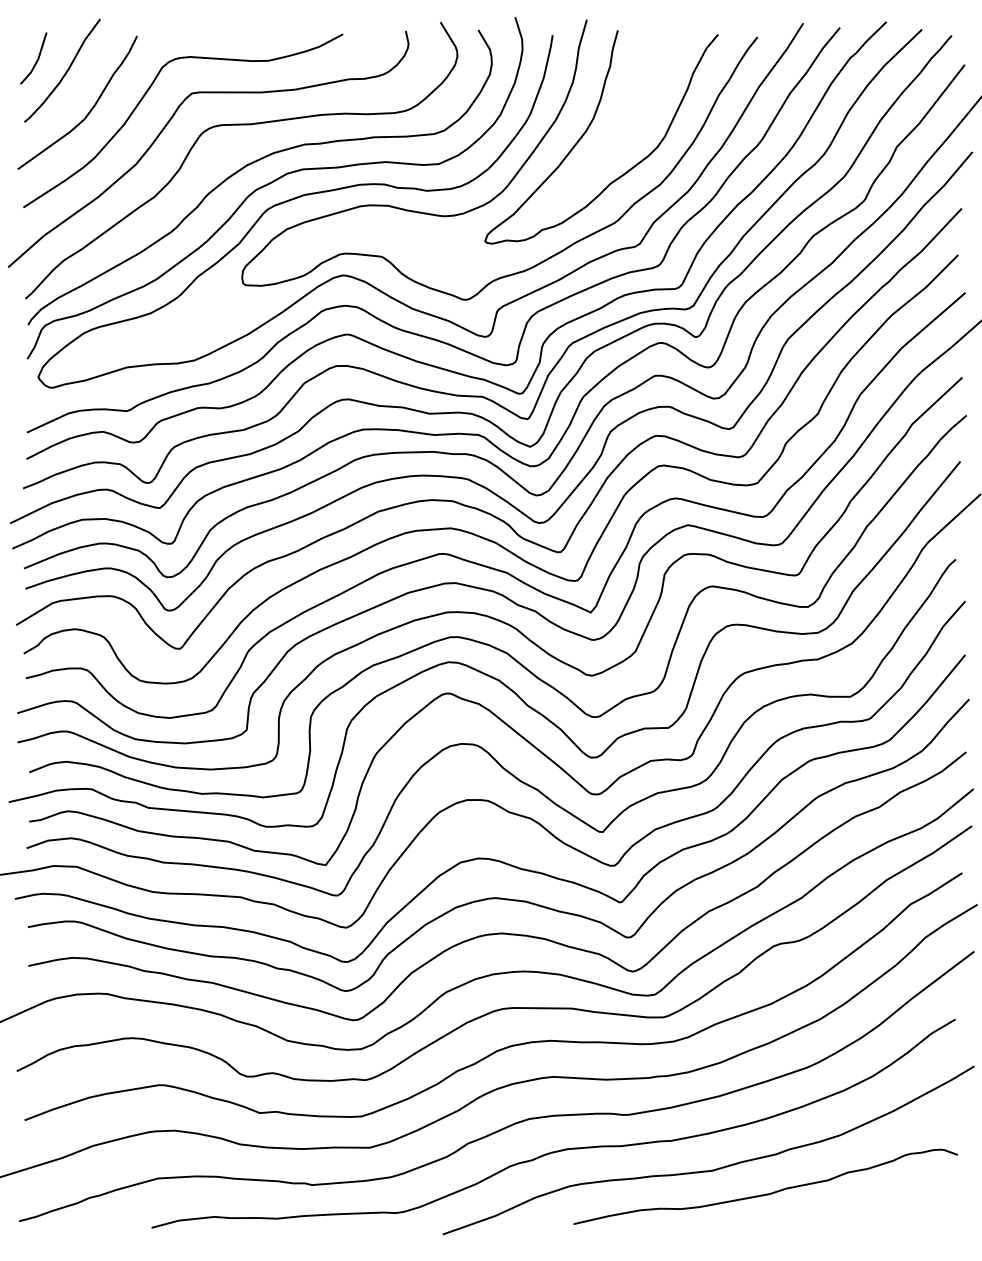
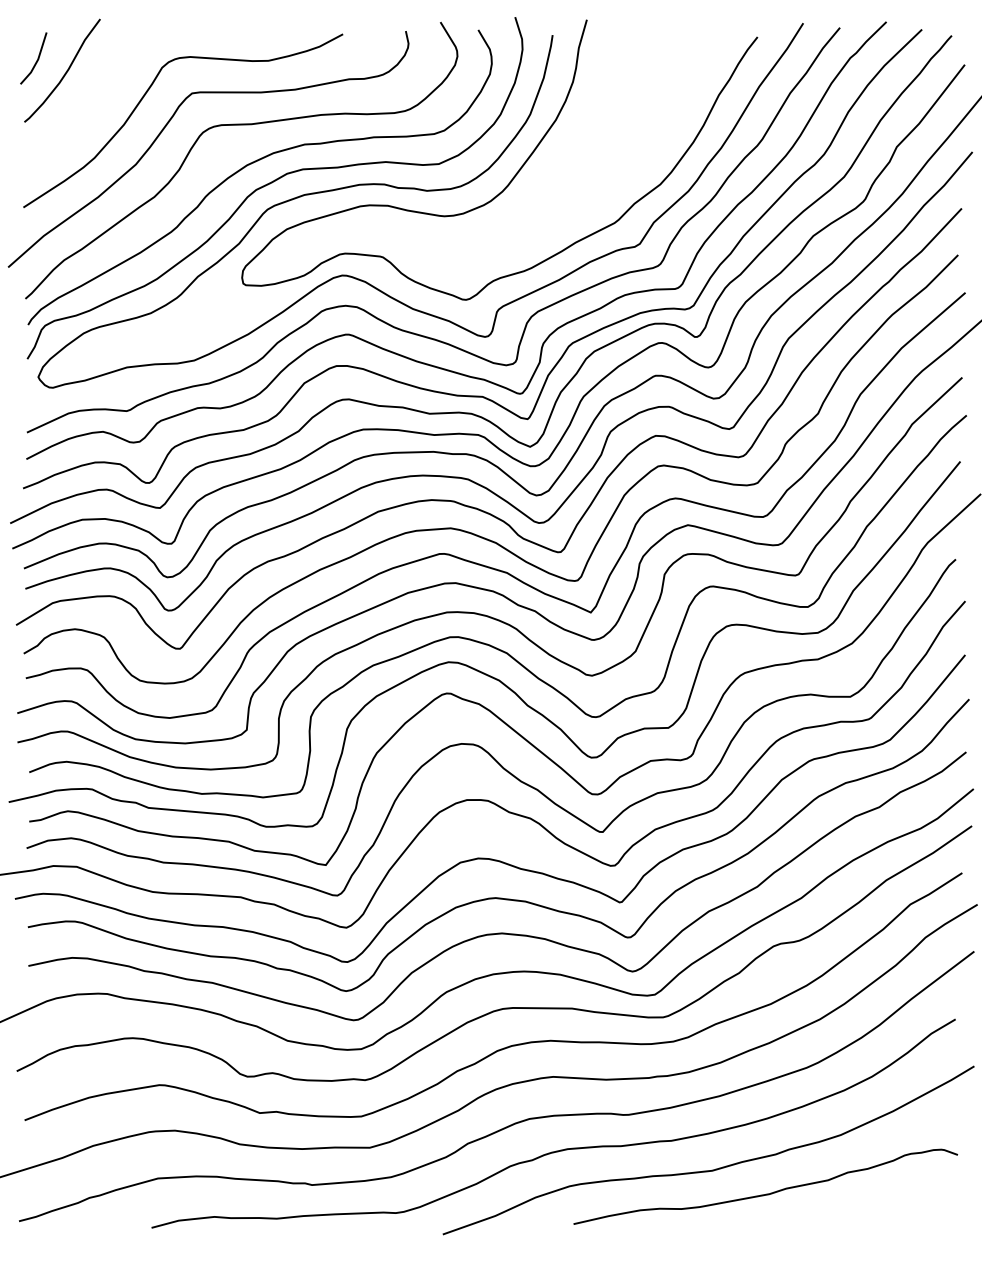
curve: present -> none (89, 110)
curve: present -> none (588, 129)
